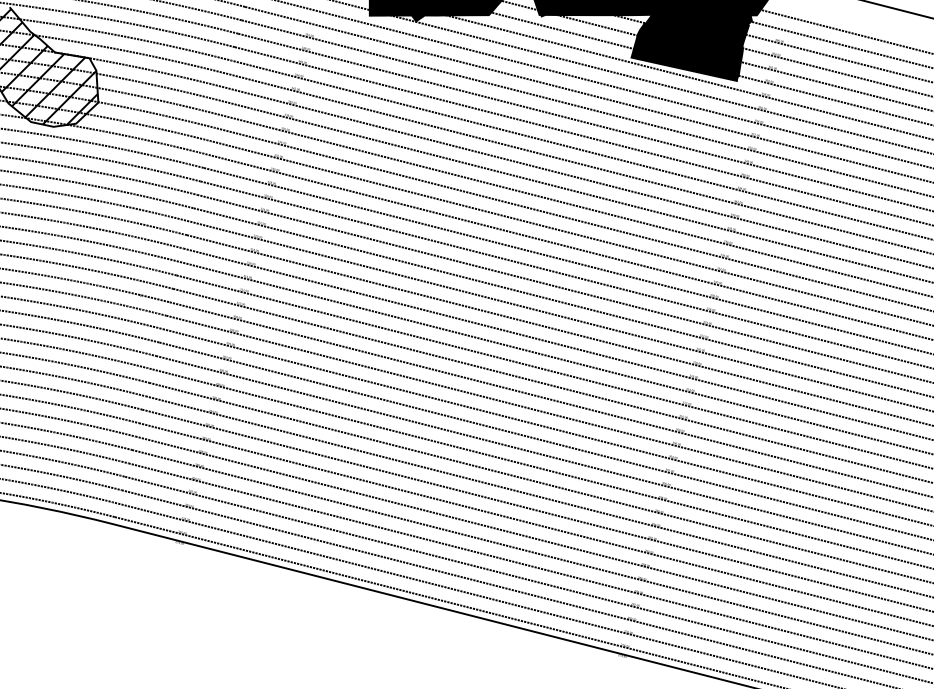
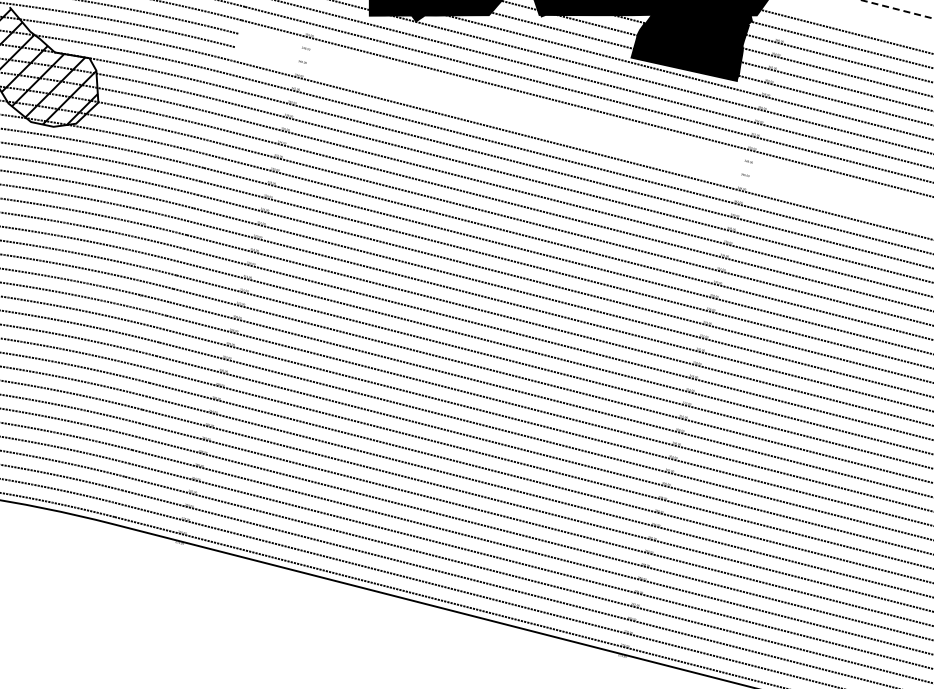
line: solid -> dashed (897, 9)
line: present -> none (584, 121)
line: present -> none (582, 135)
